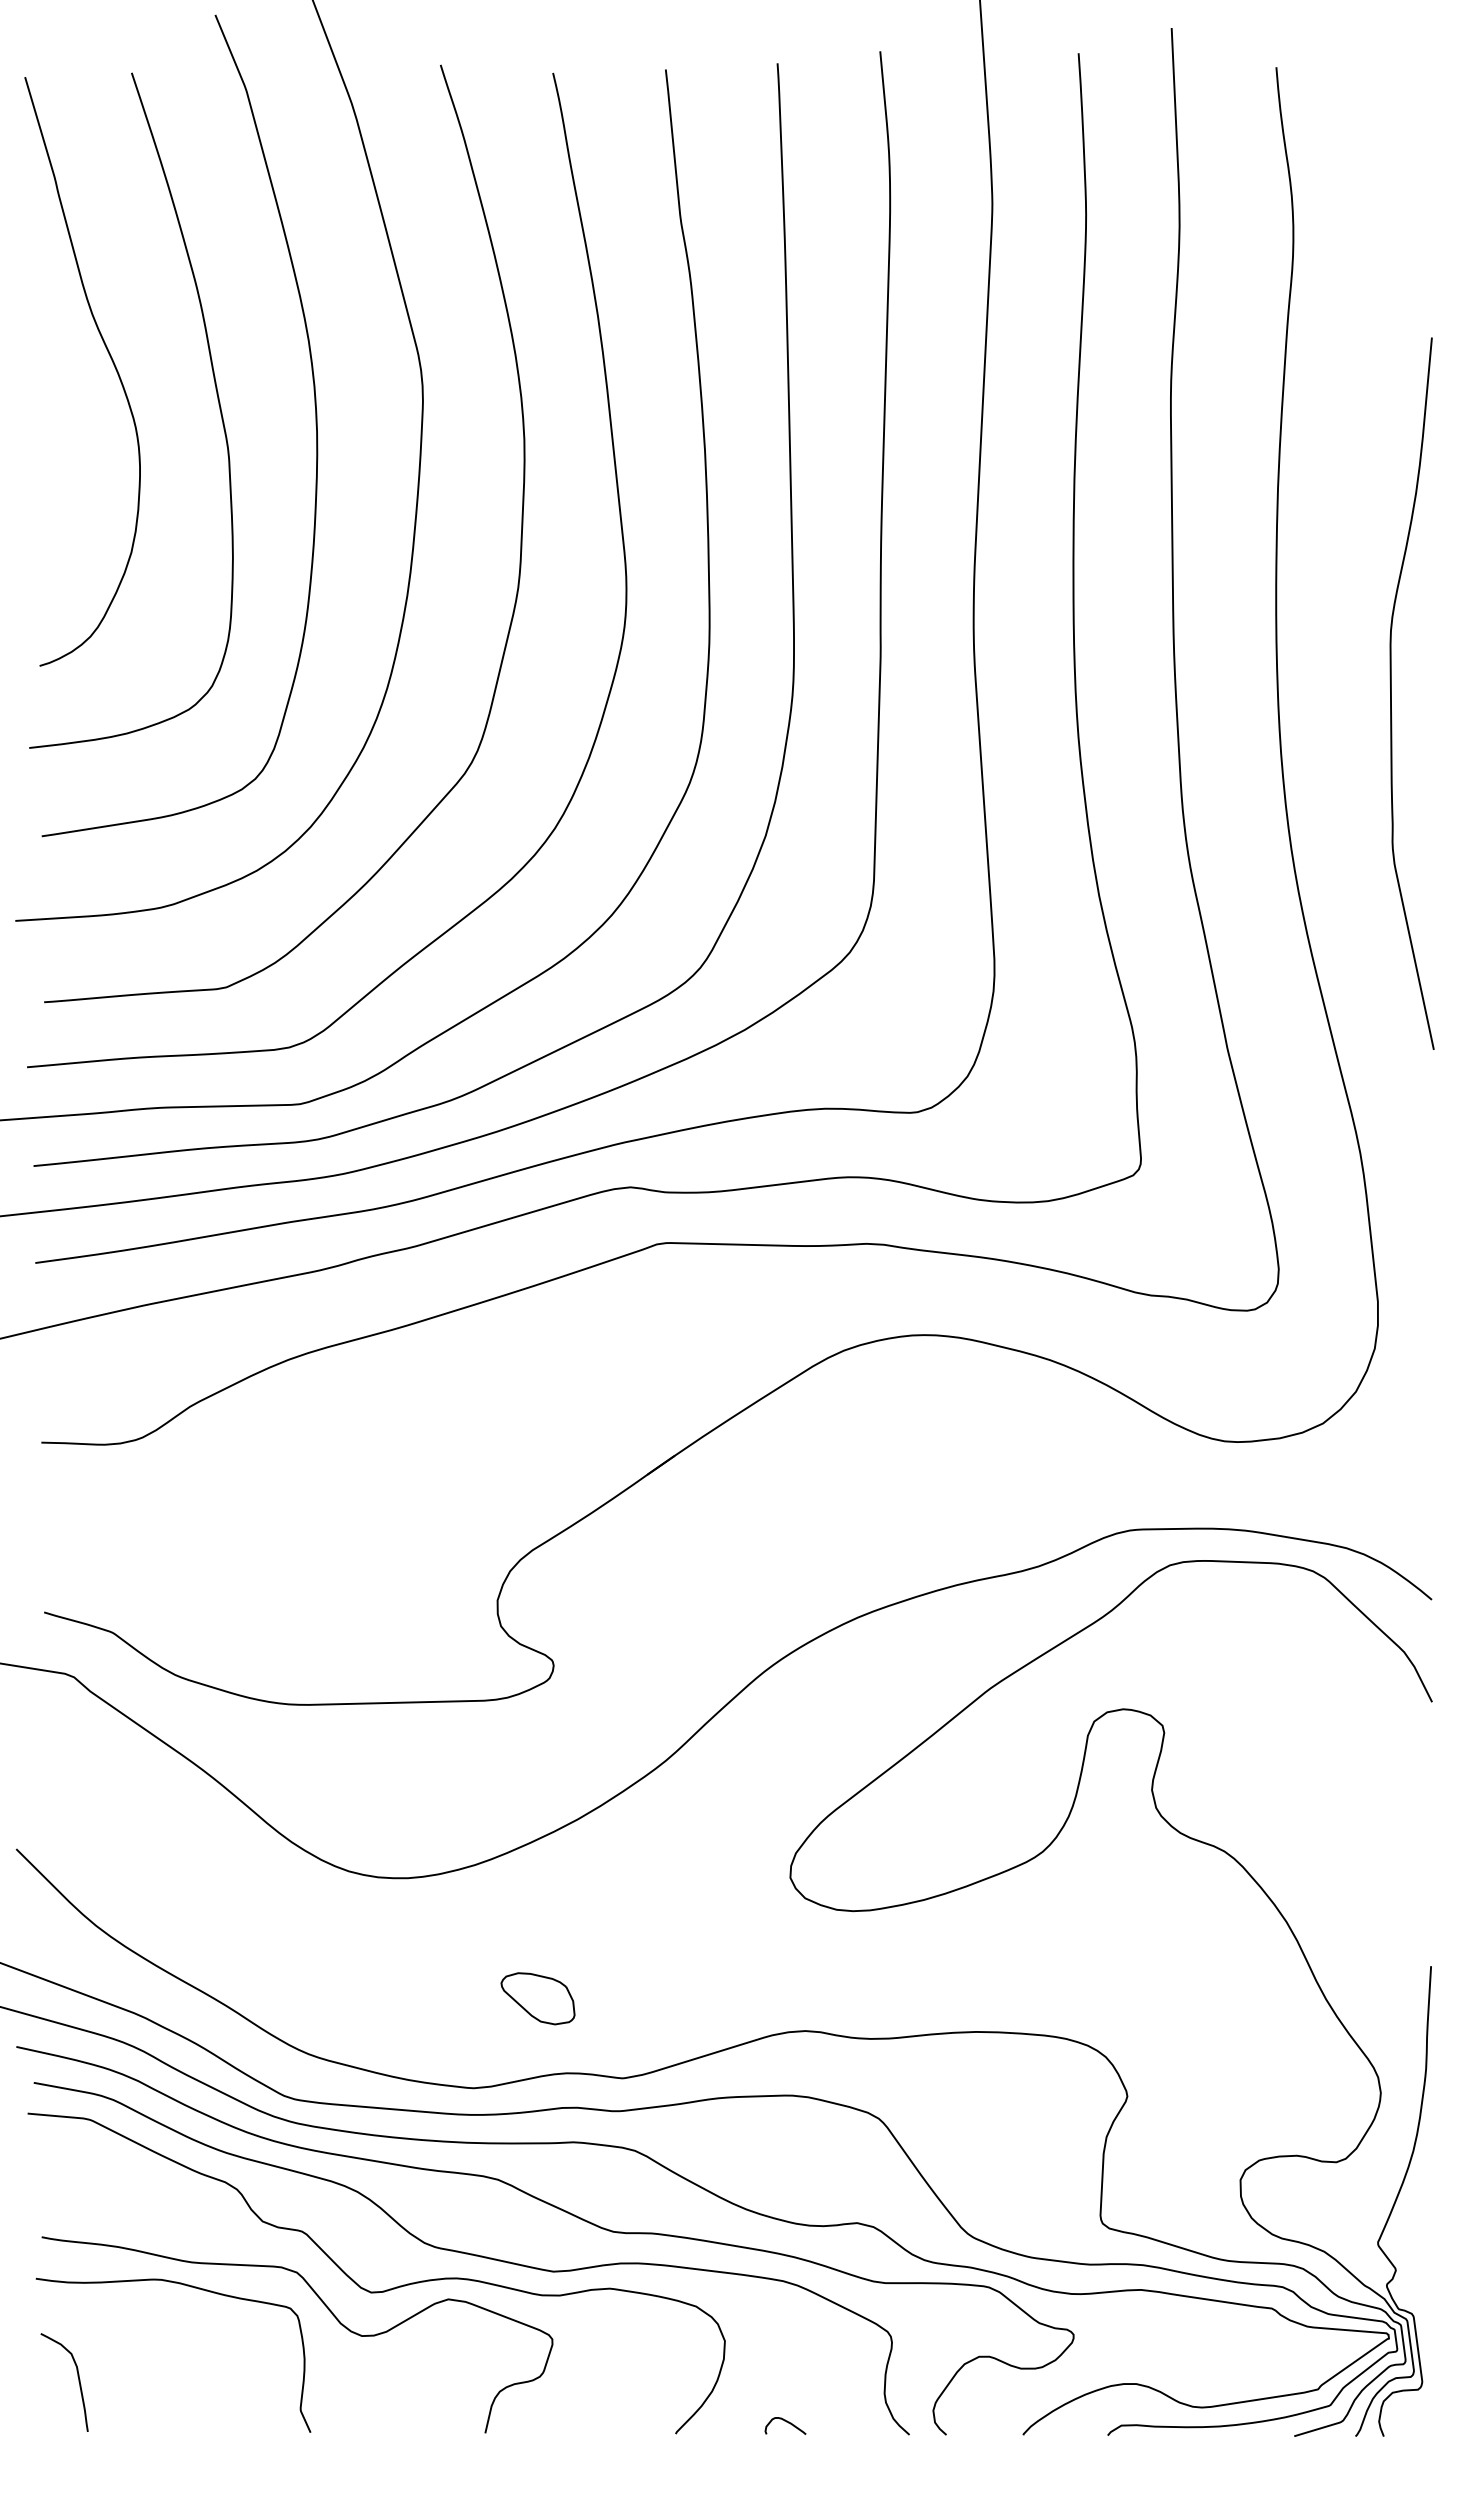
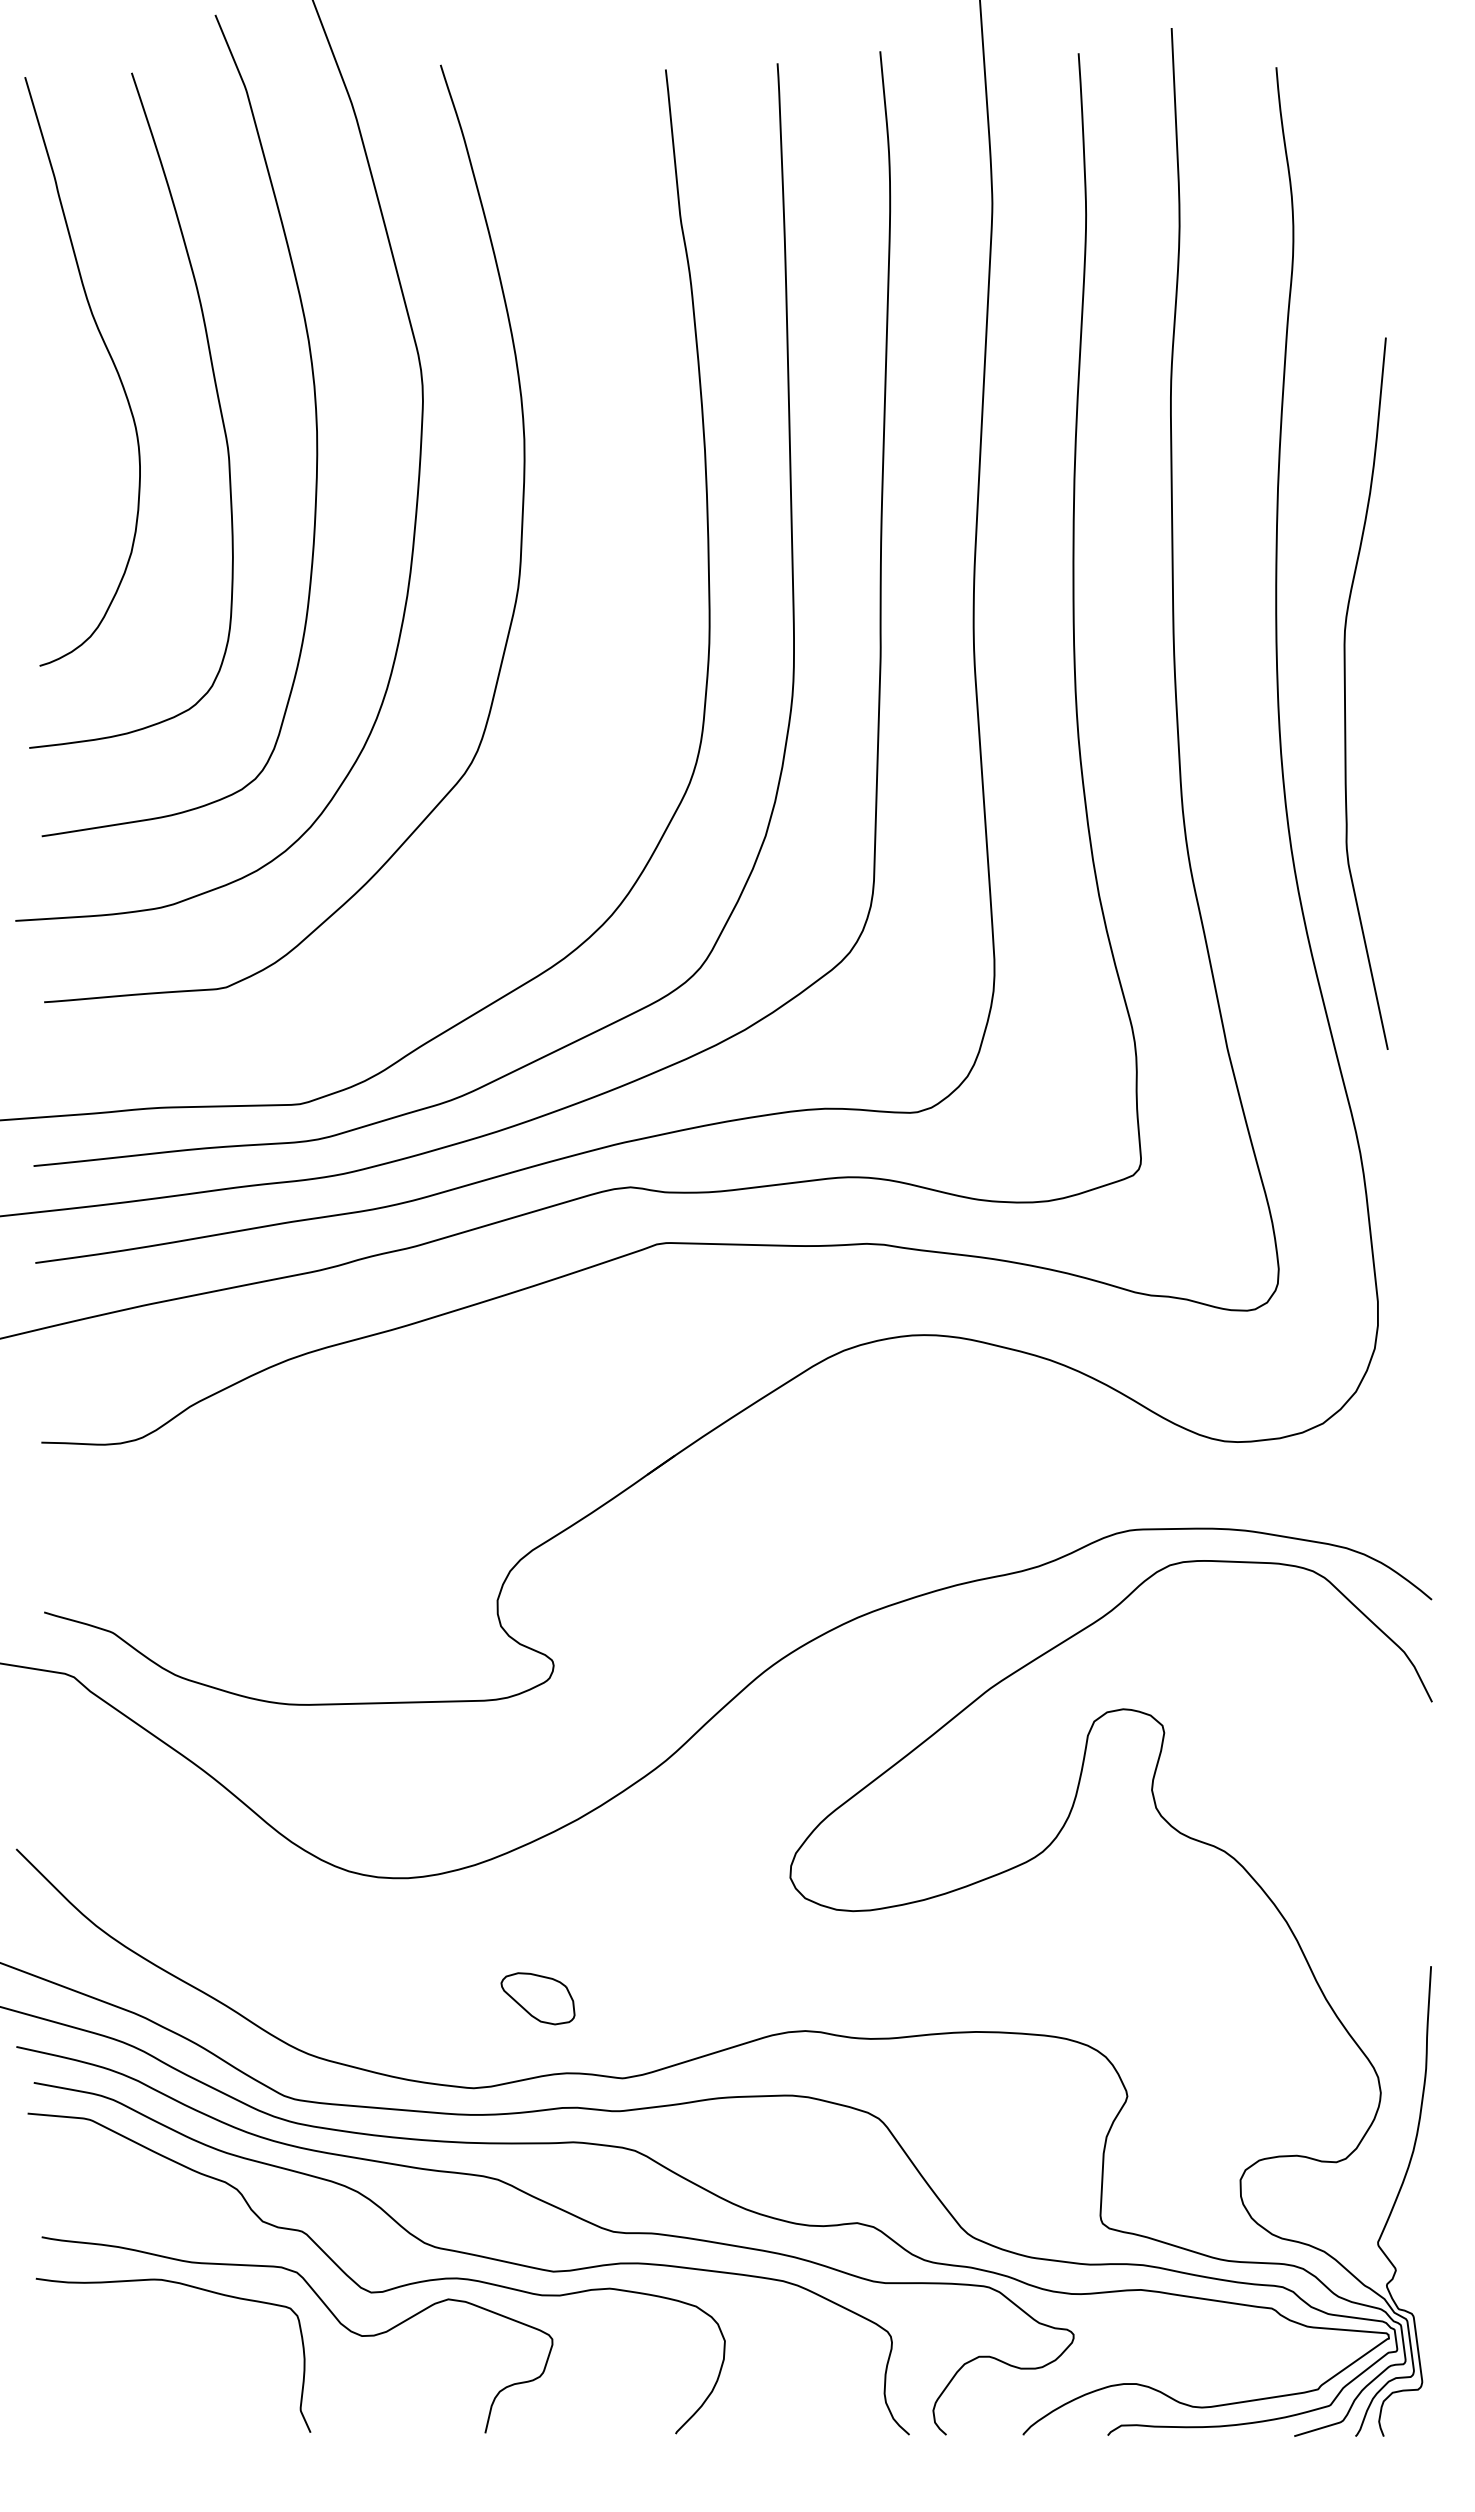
curve: present -> none (621, 536)
curve position: (1391, 693) -> (1345, 693) (1345, 693)
curve: present -> none (78, 2382)
curve: present -> none (786, 2422)
